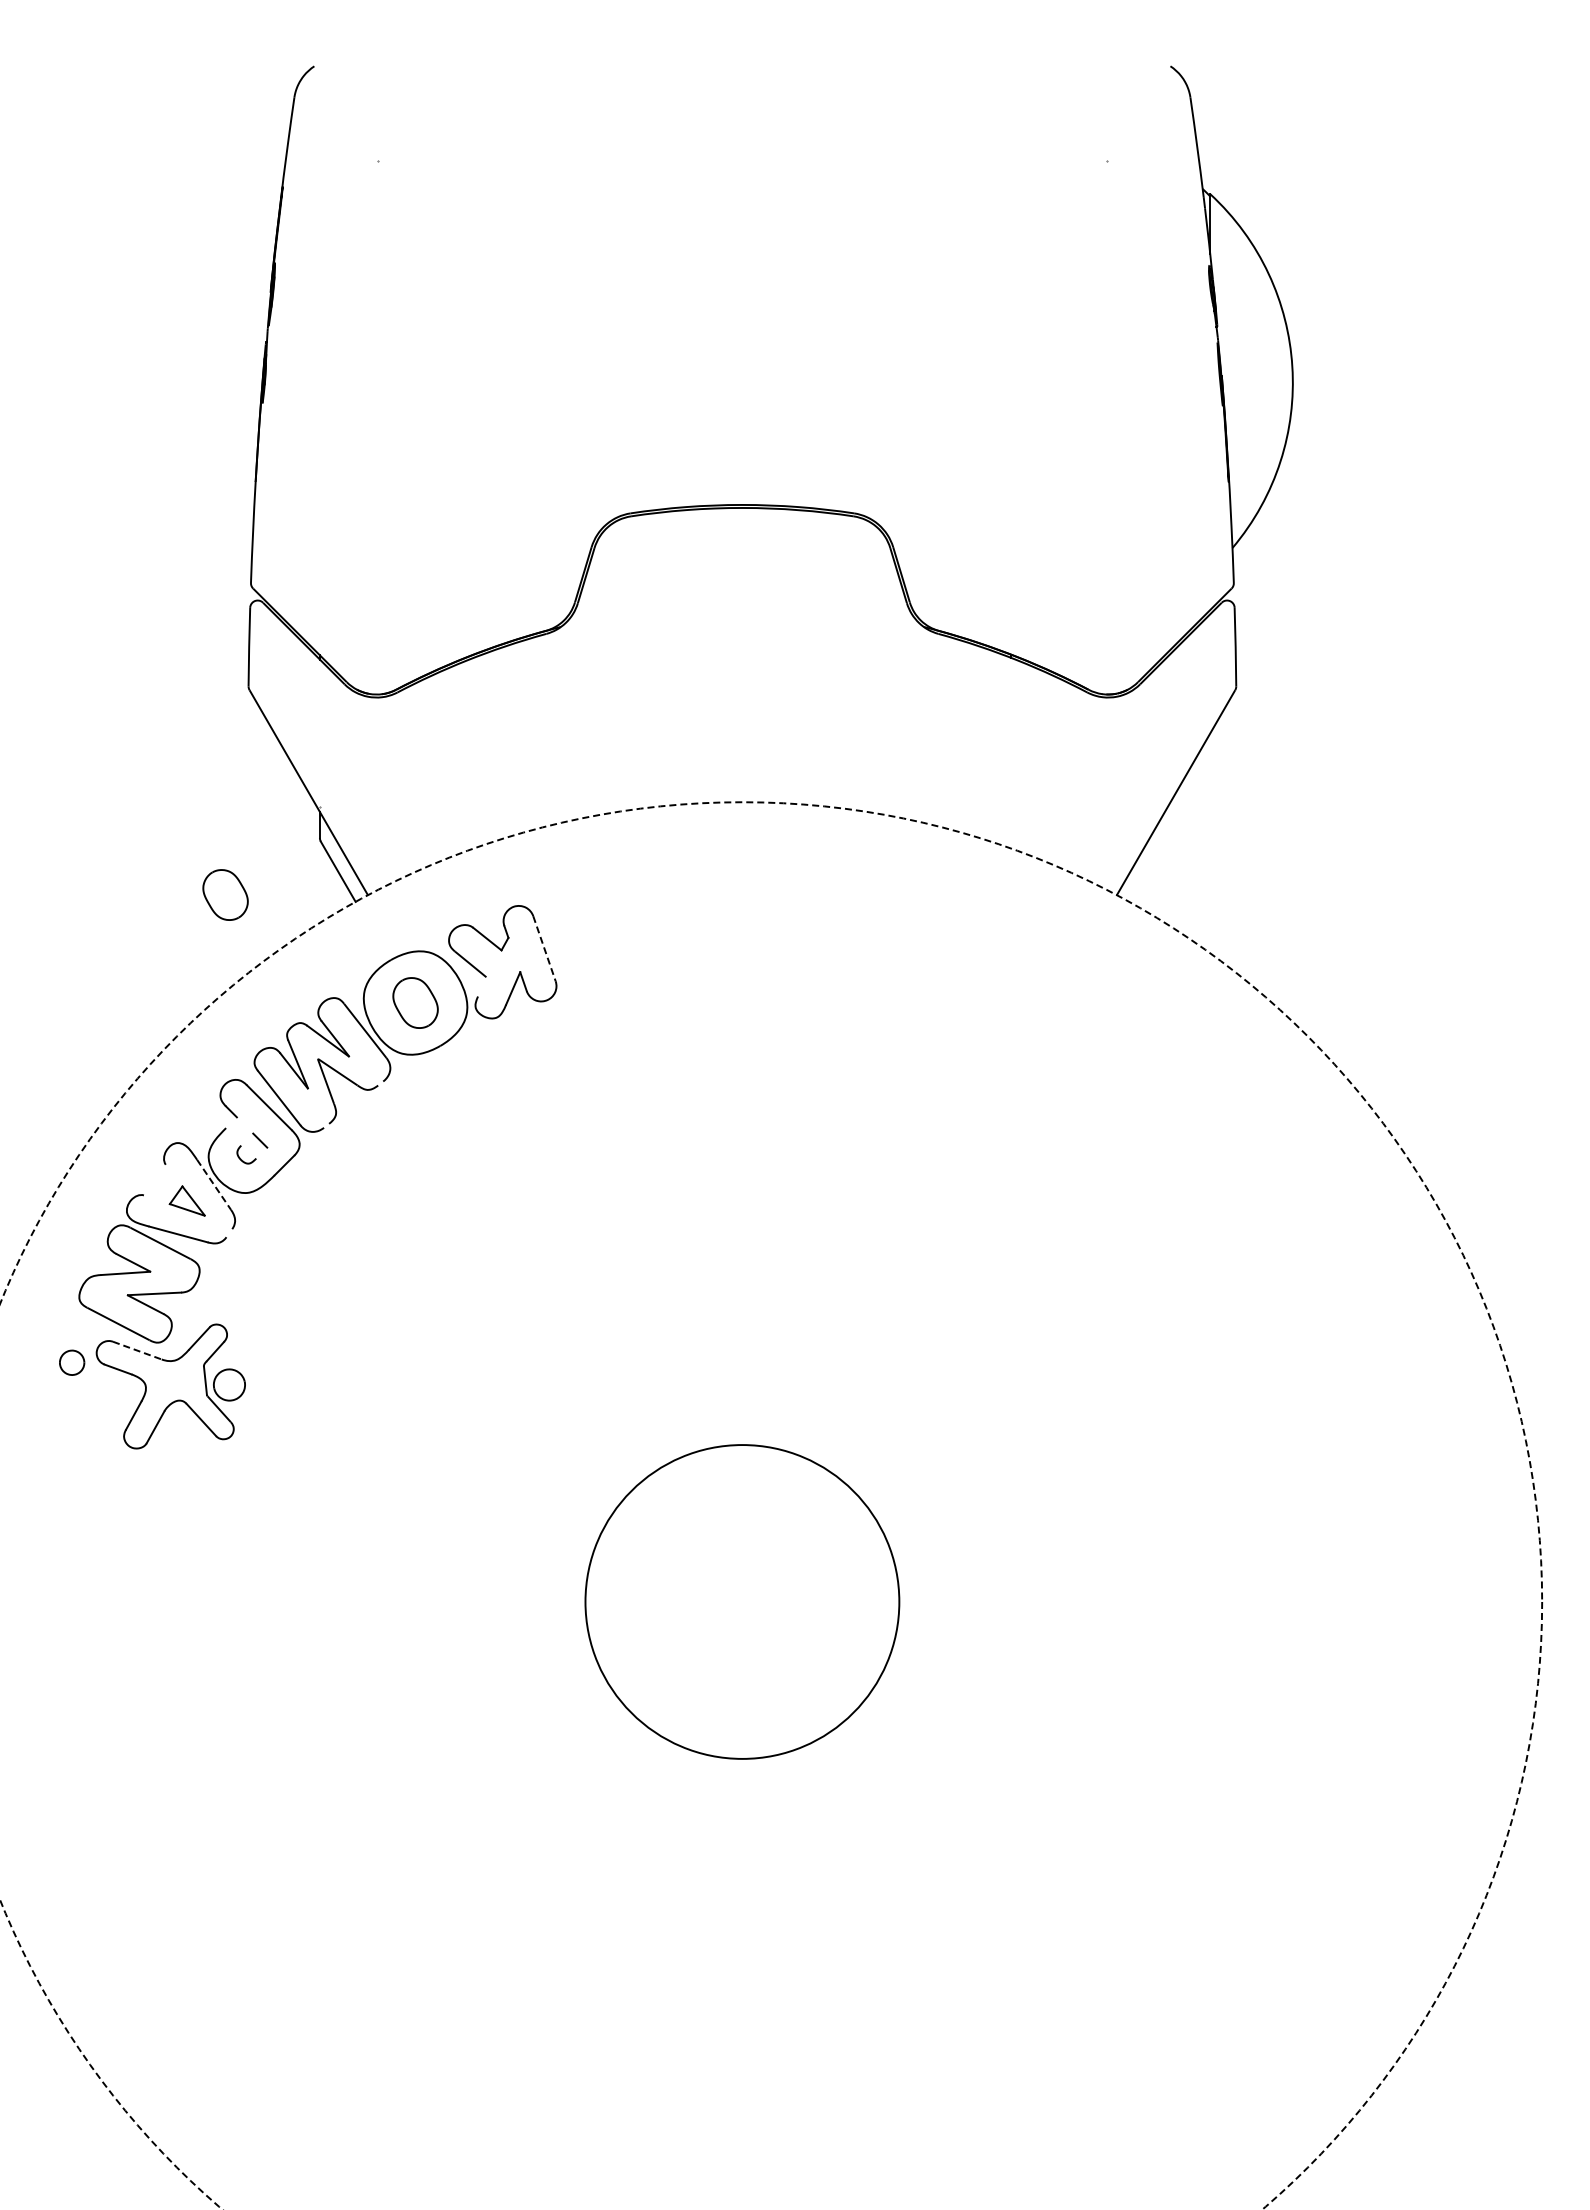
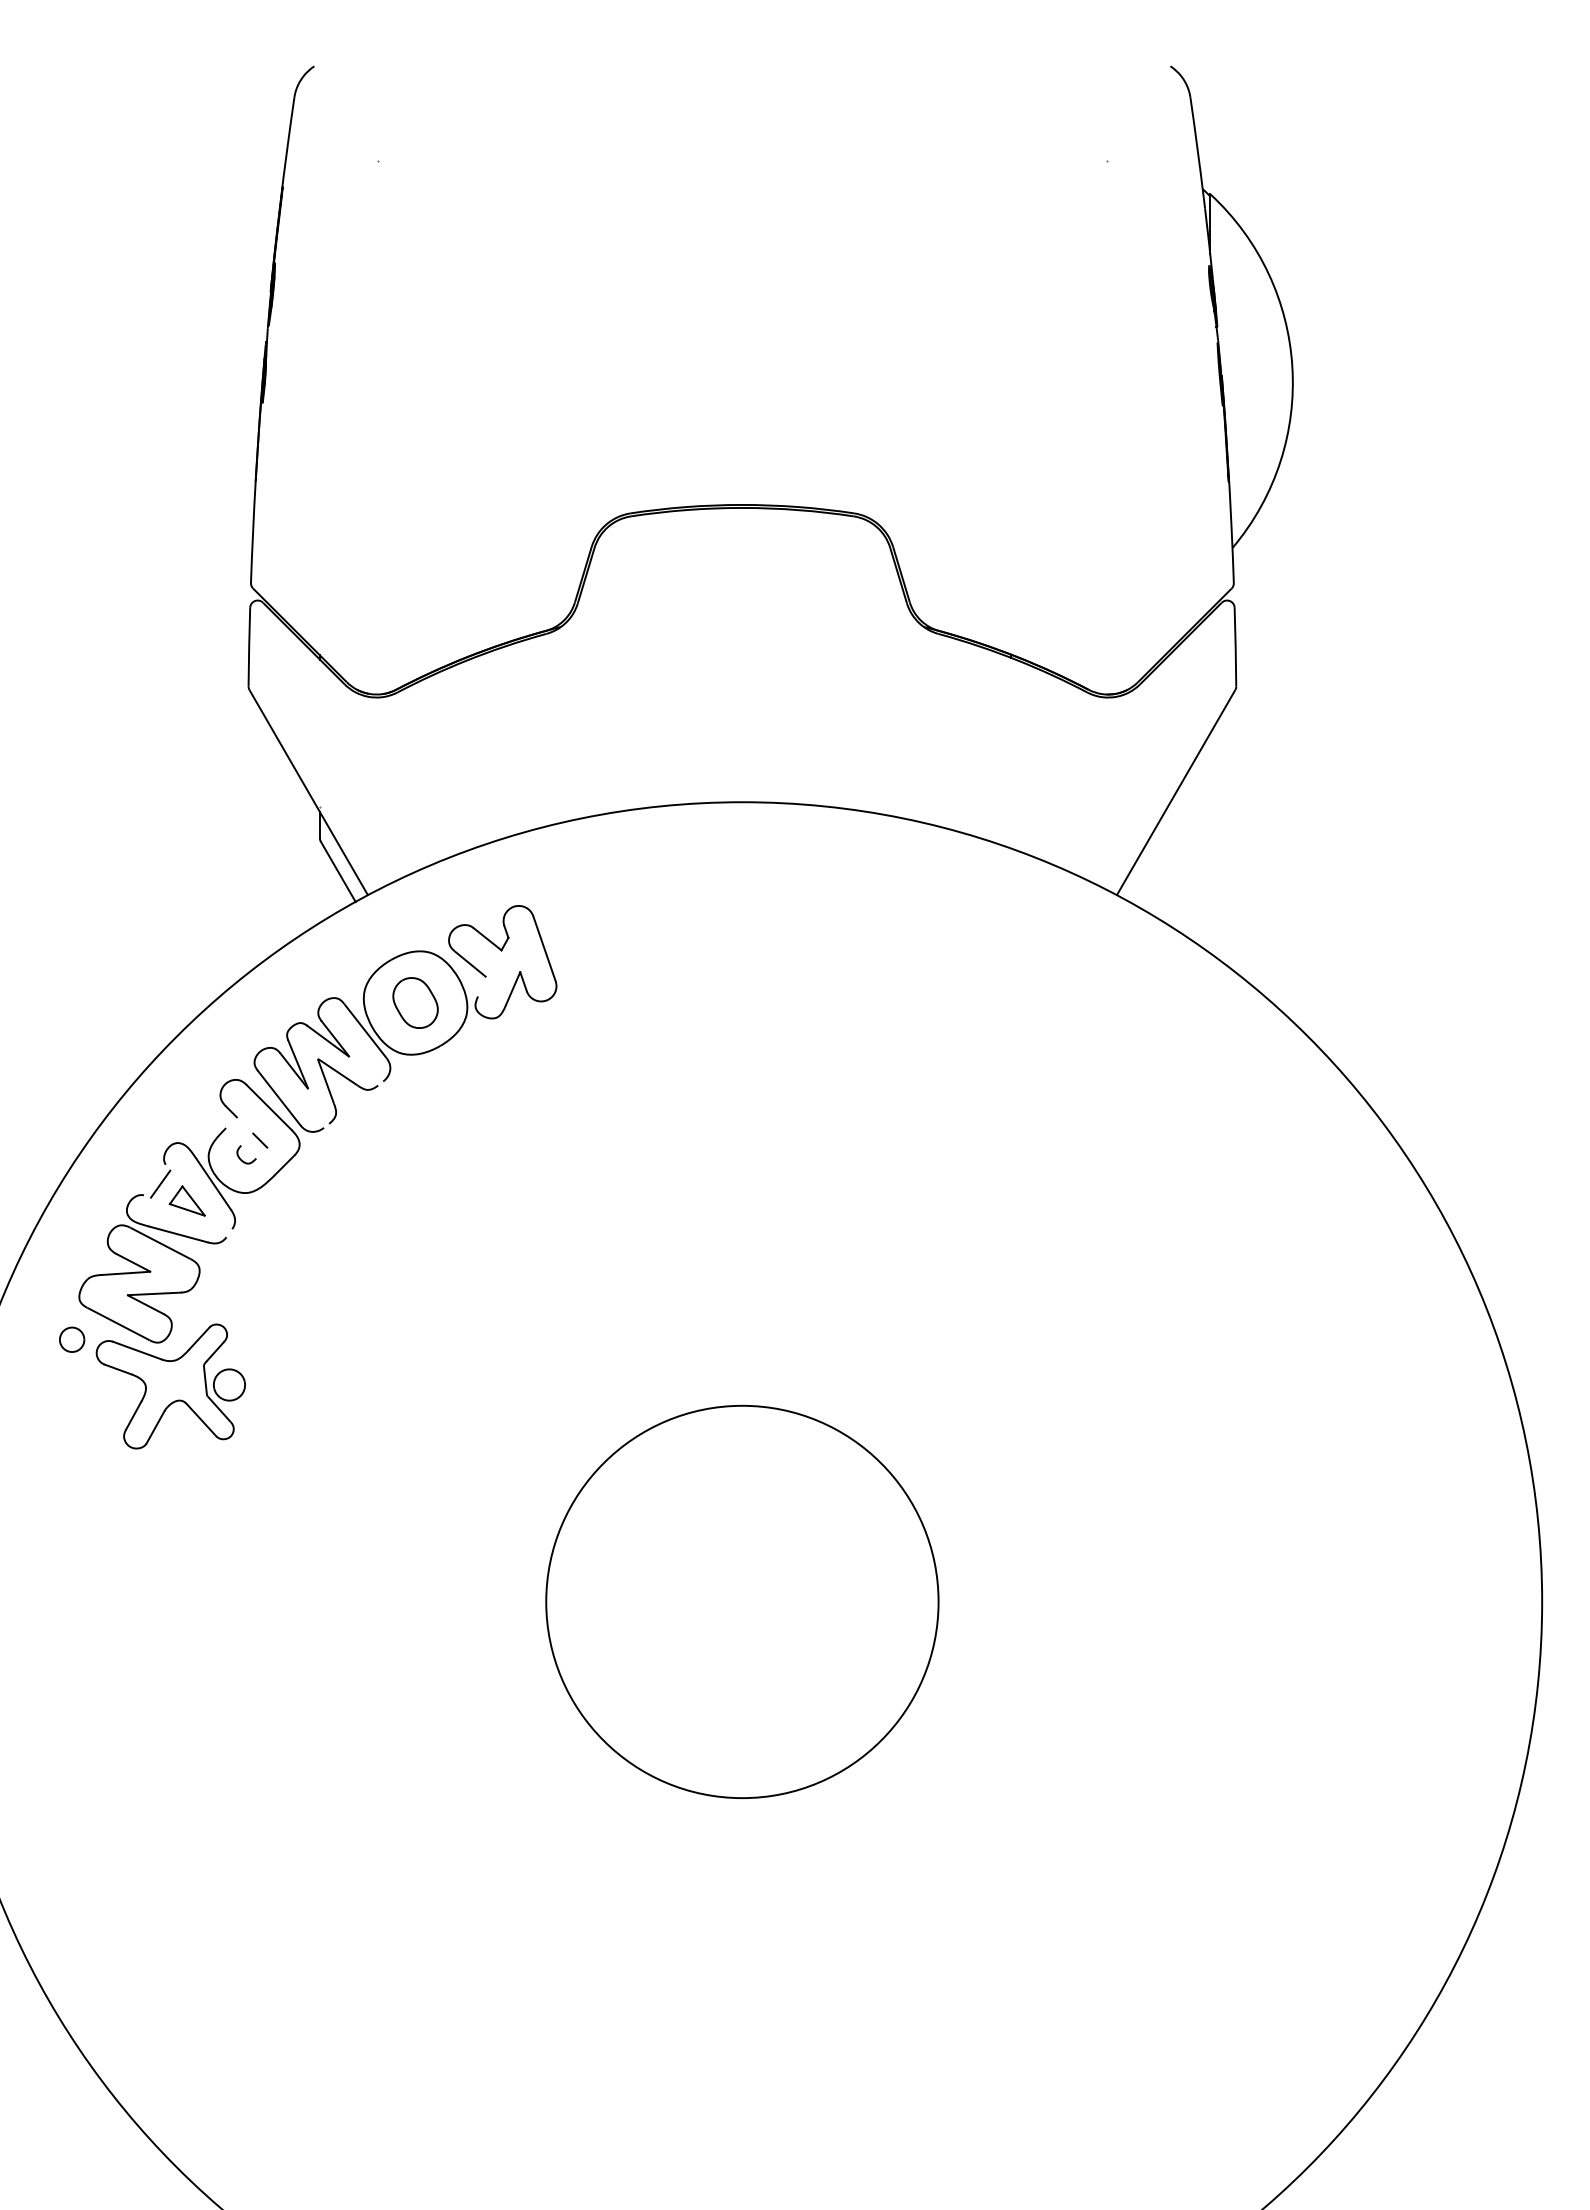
part: present -> none (225, 894)
line: dashed -> solid (544, 949)
line: none -> present (160, 1183)
line: dashed -> solid (214, 1185)
line: dashed -> solid (137, 1350)
part position: (72, 1362) -> (72, 1339) (72, 1339)
circle: dashed -> solid (771, 1505)
circle diameter: 314 px -> 392 px (742, 1601)
